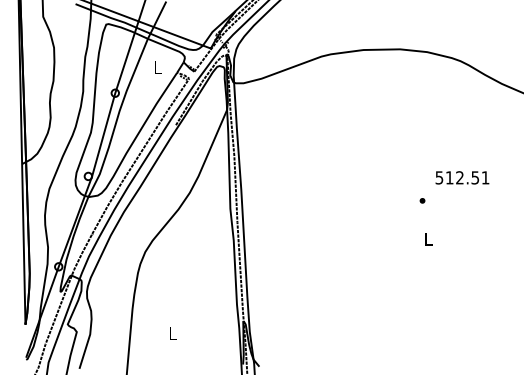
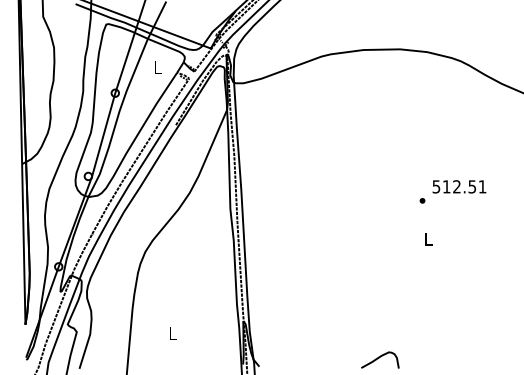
text position: (462, 177) -> (459, 186) (459, 186)
curve: none -> present (379, 358)
